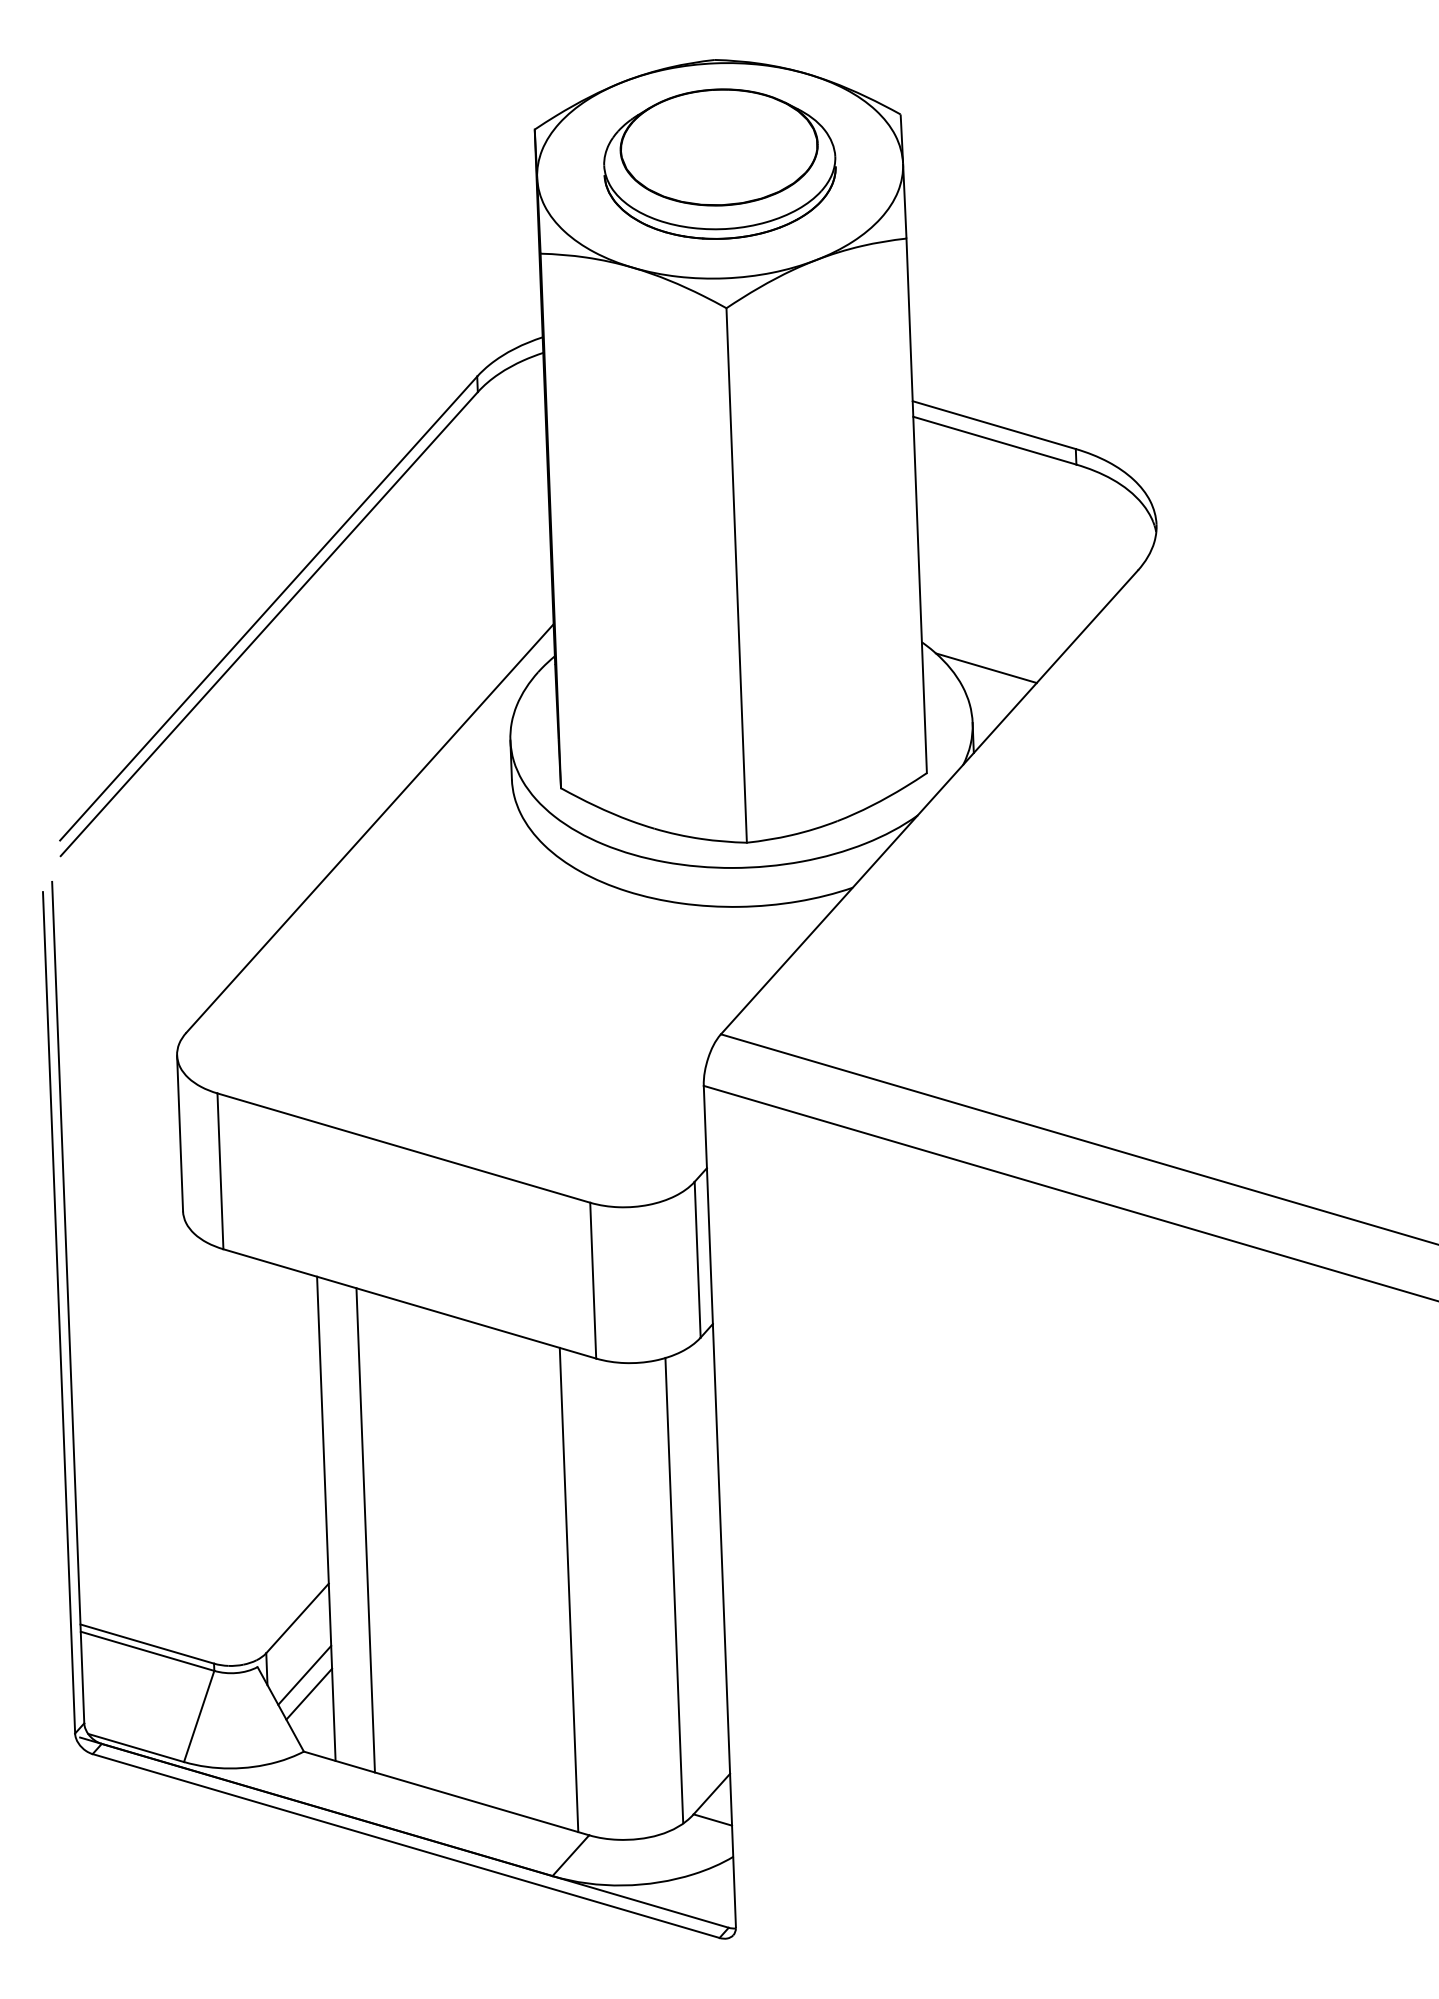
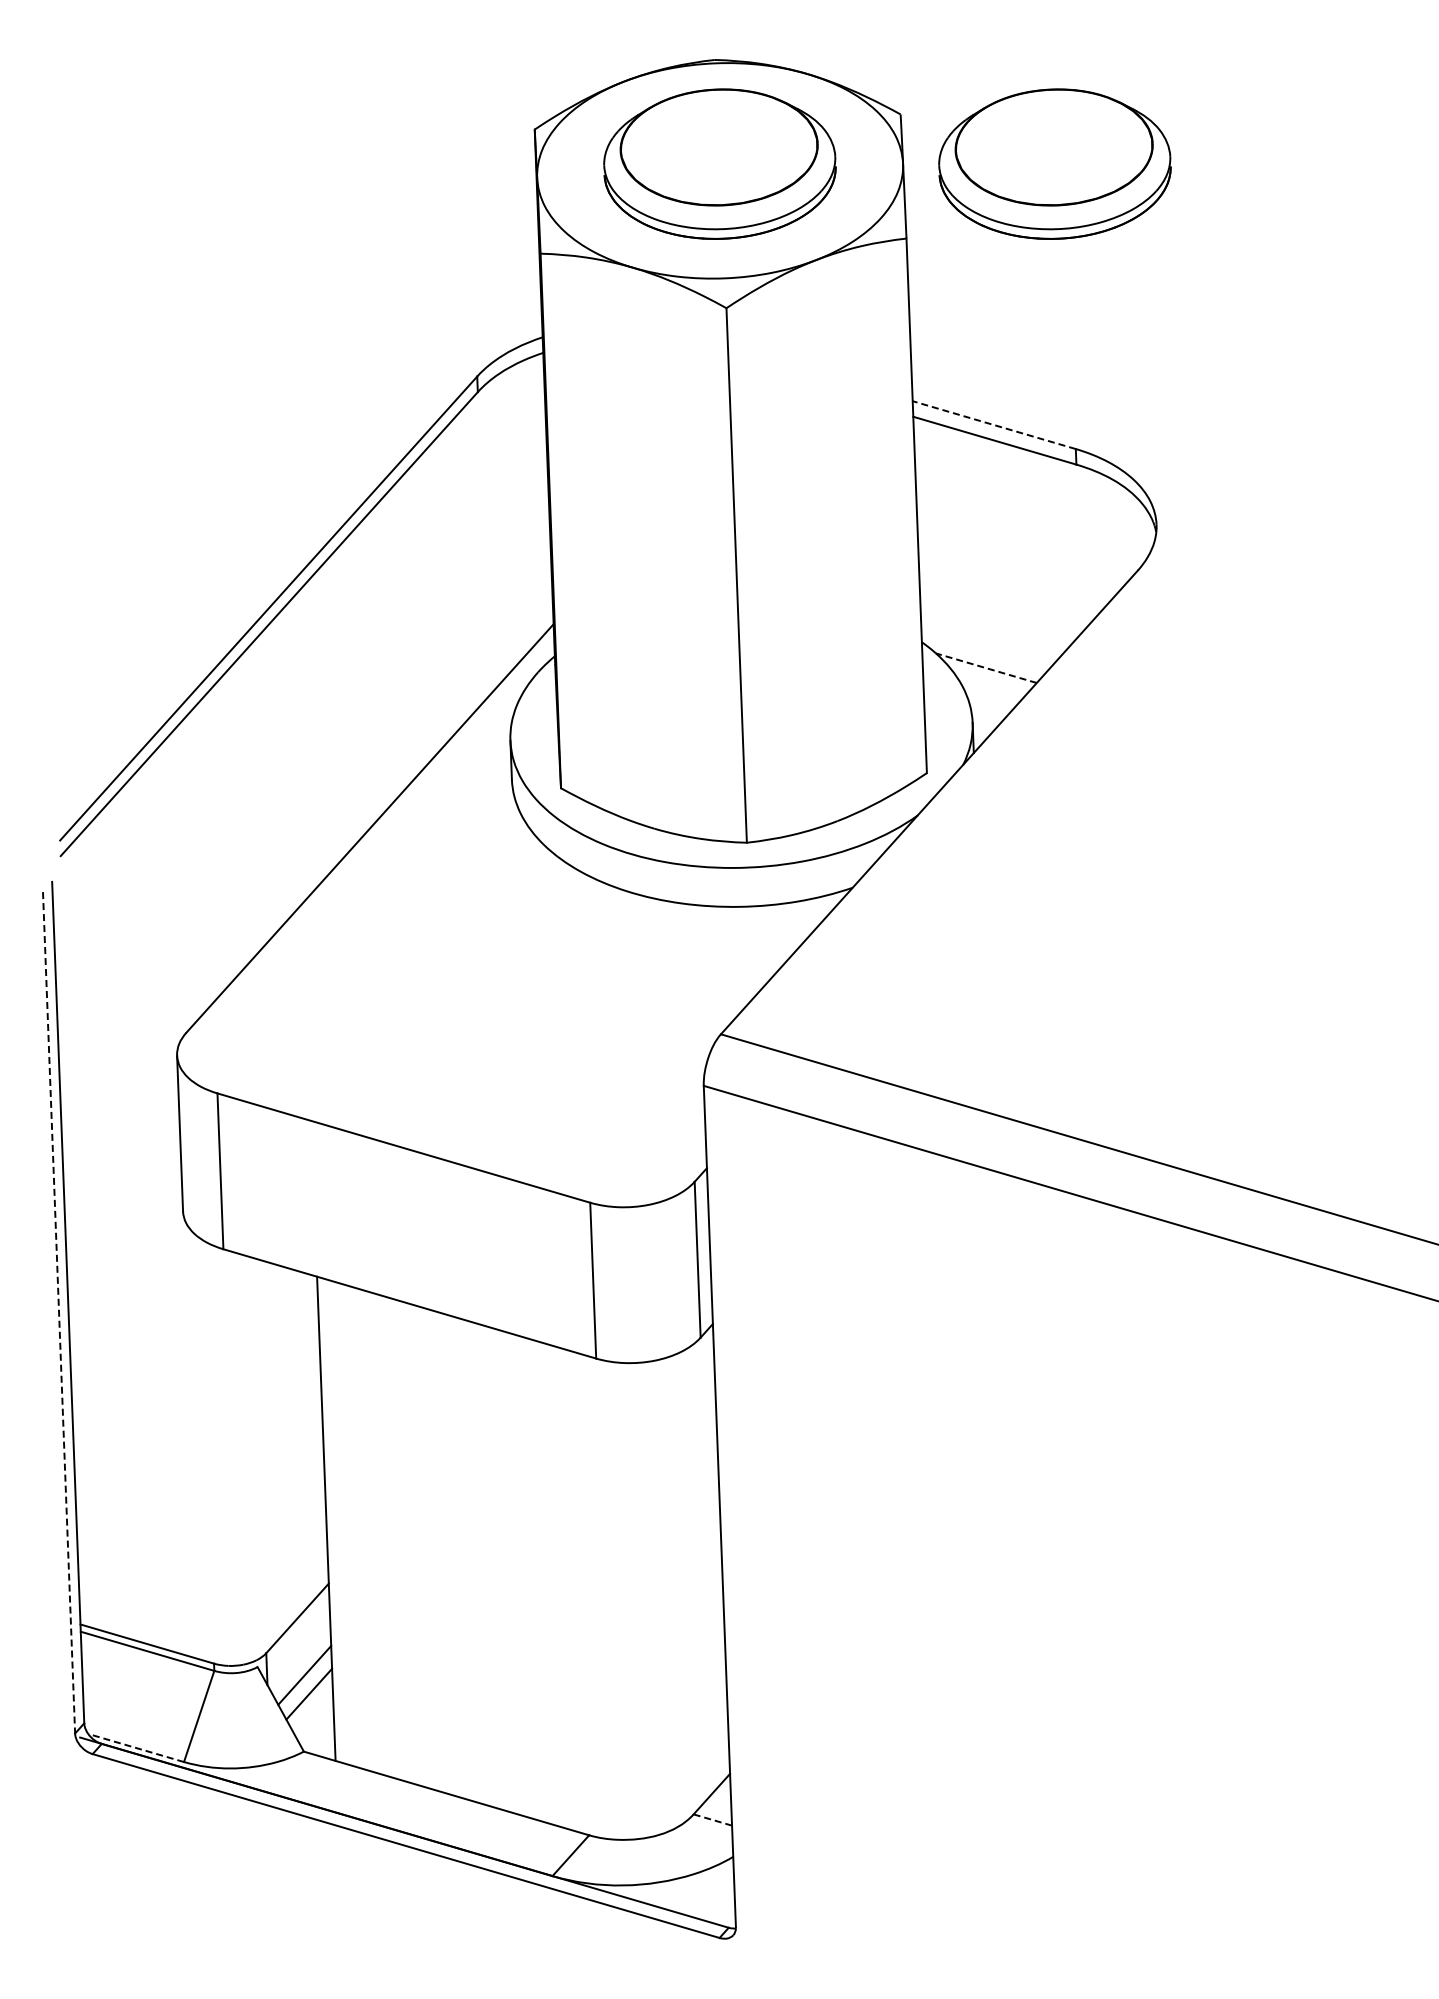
part: none -> present (1054, 163)
line: solid -> dashed (994, 425)
line: solid -> dashed (986, 668)
line: solid -> dashed (59, 1313)
line: present -> none (365, 1530)
line: present -> none (568, 1589)
line: present -> none (674, 1590)
line: solid -> dashed (136, 1748)
line: solid -> dashed (712, 1819)
